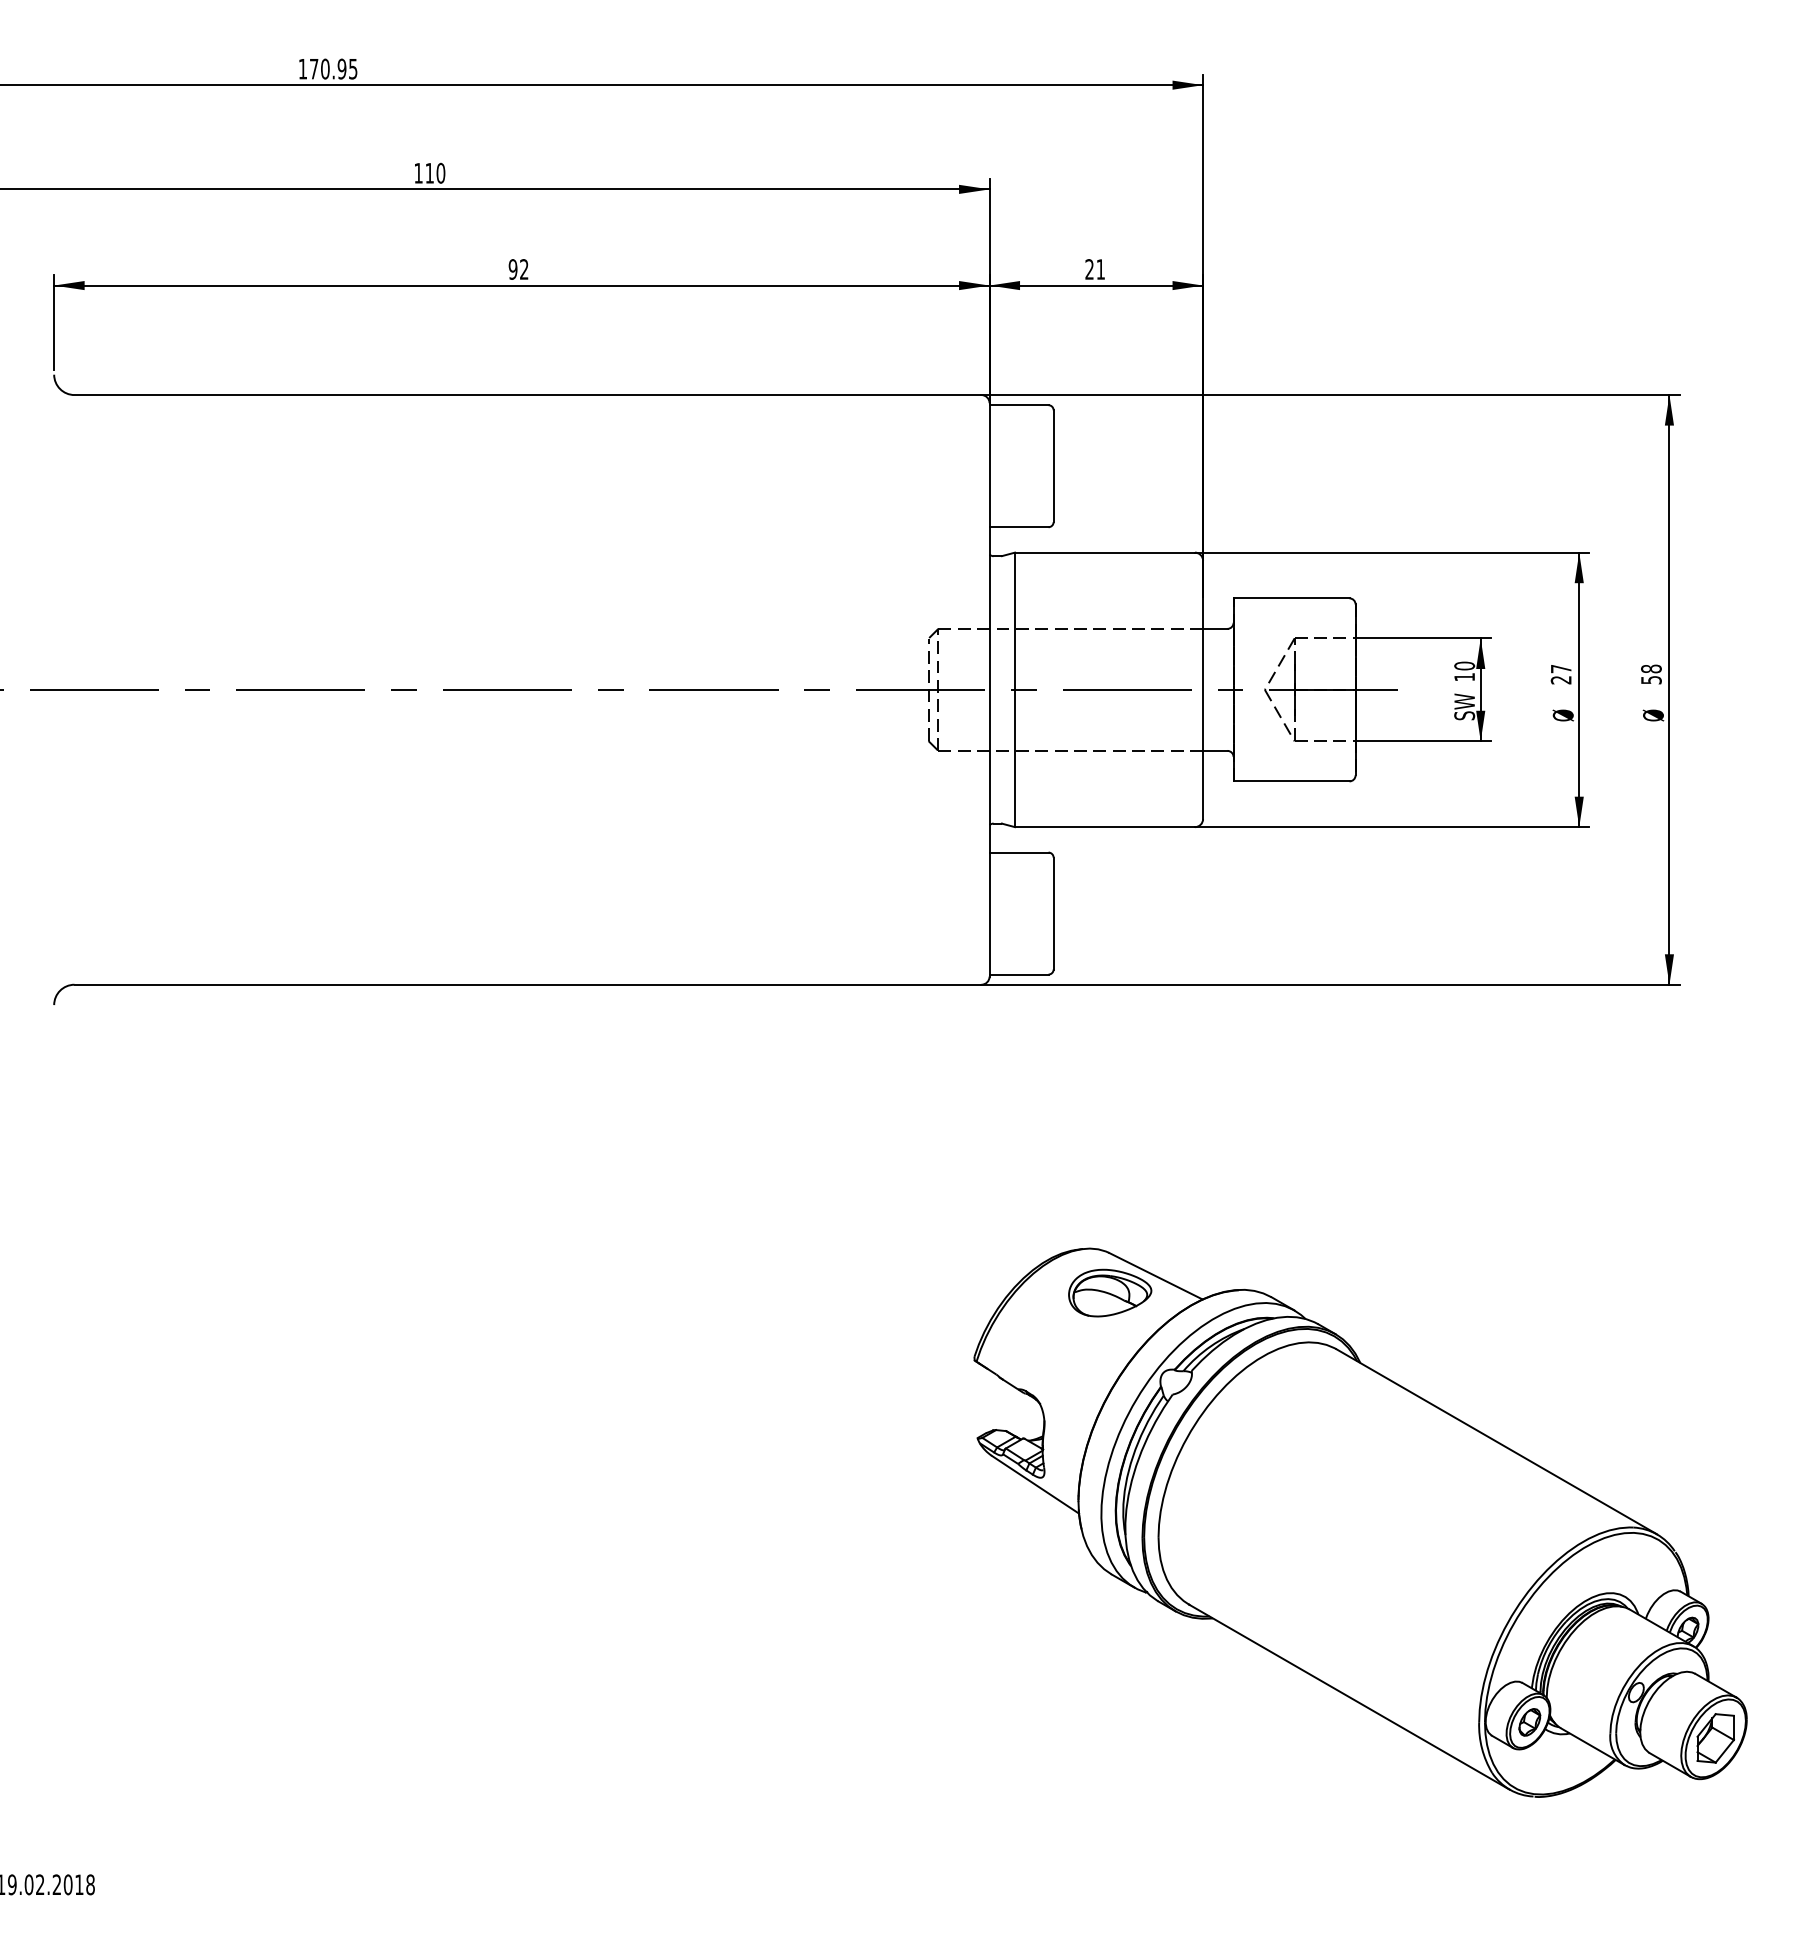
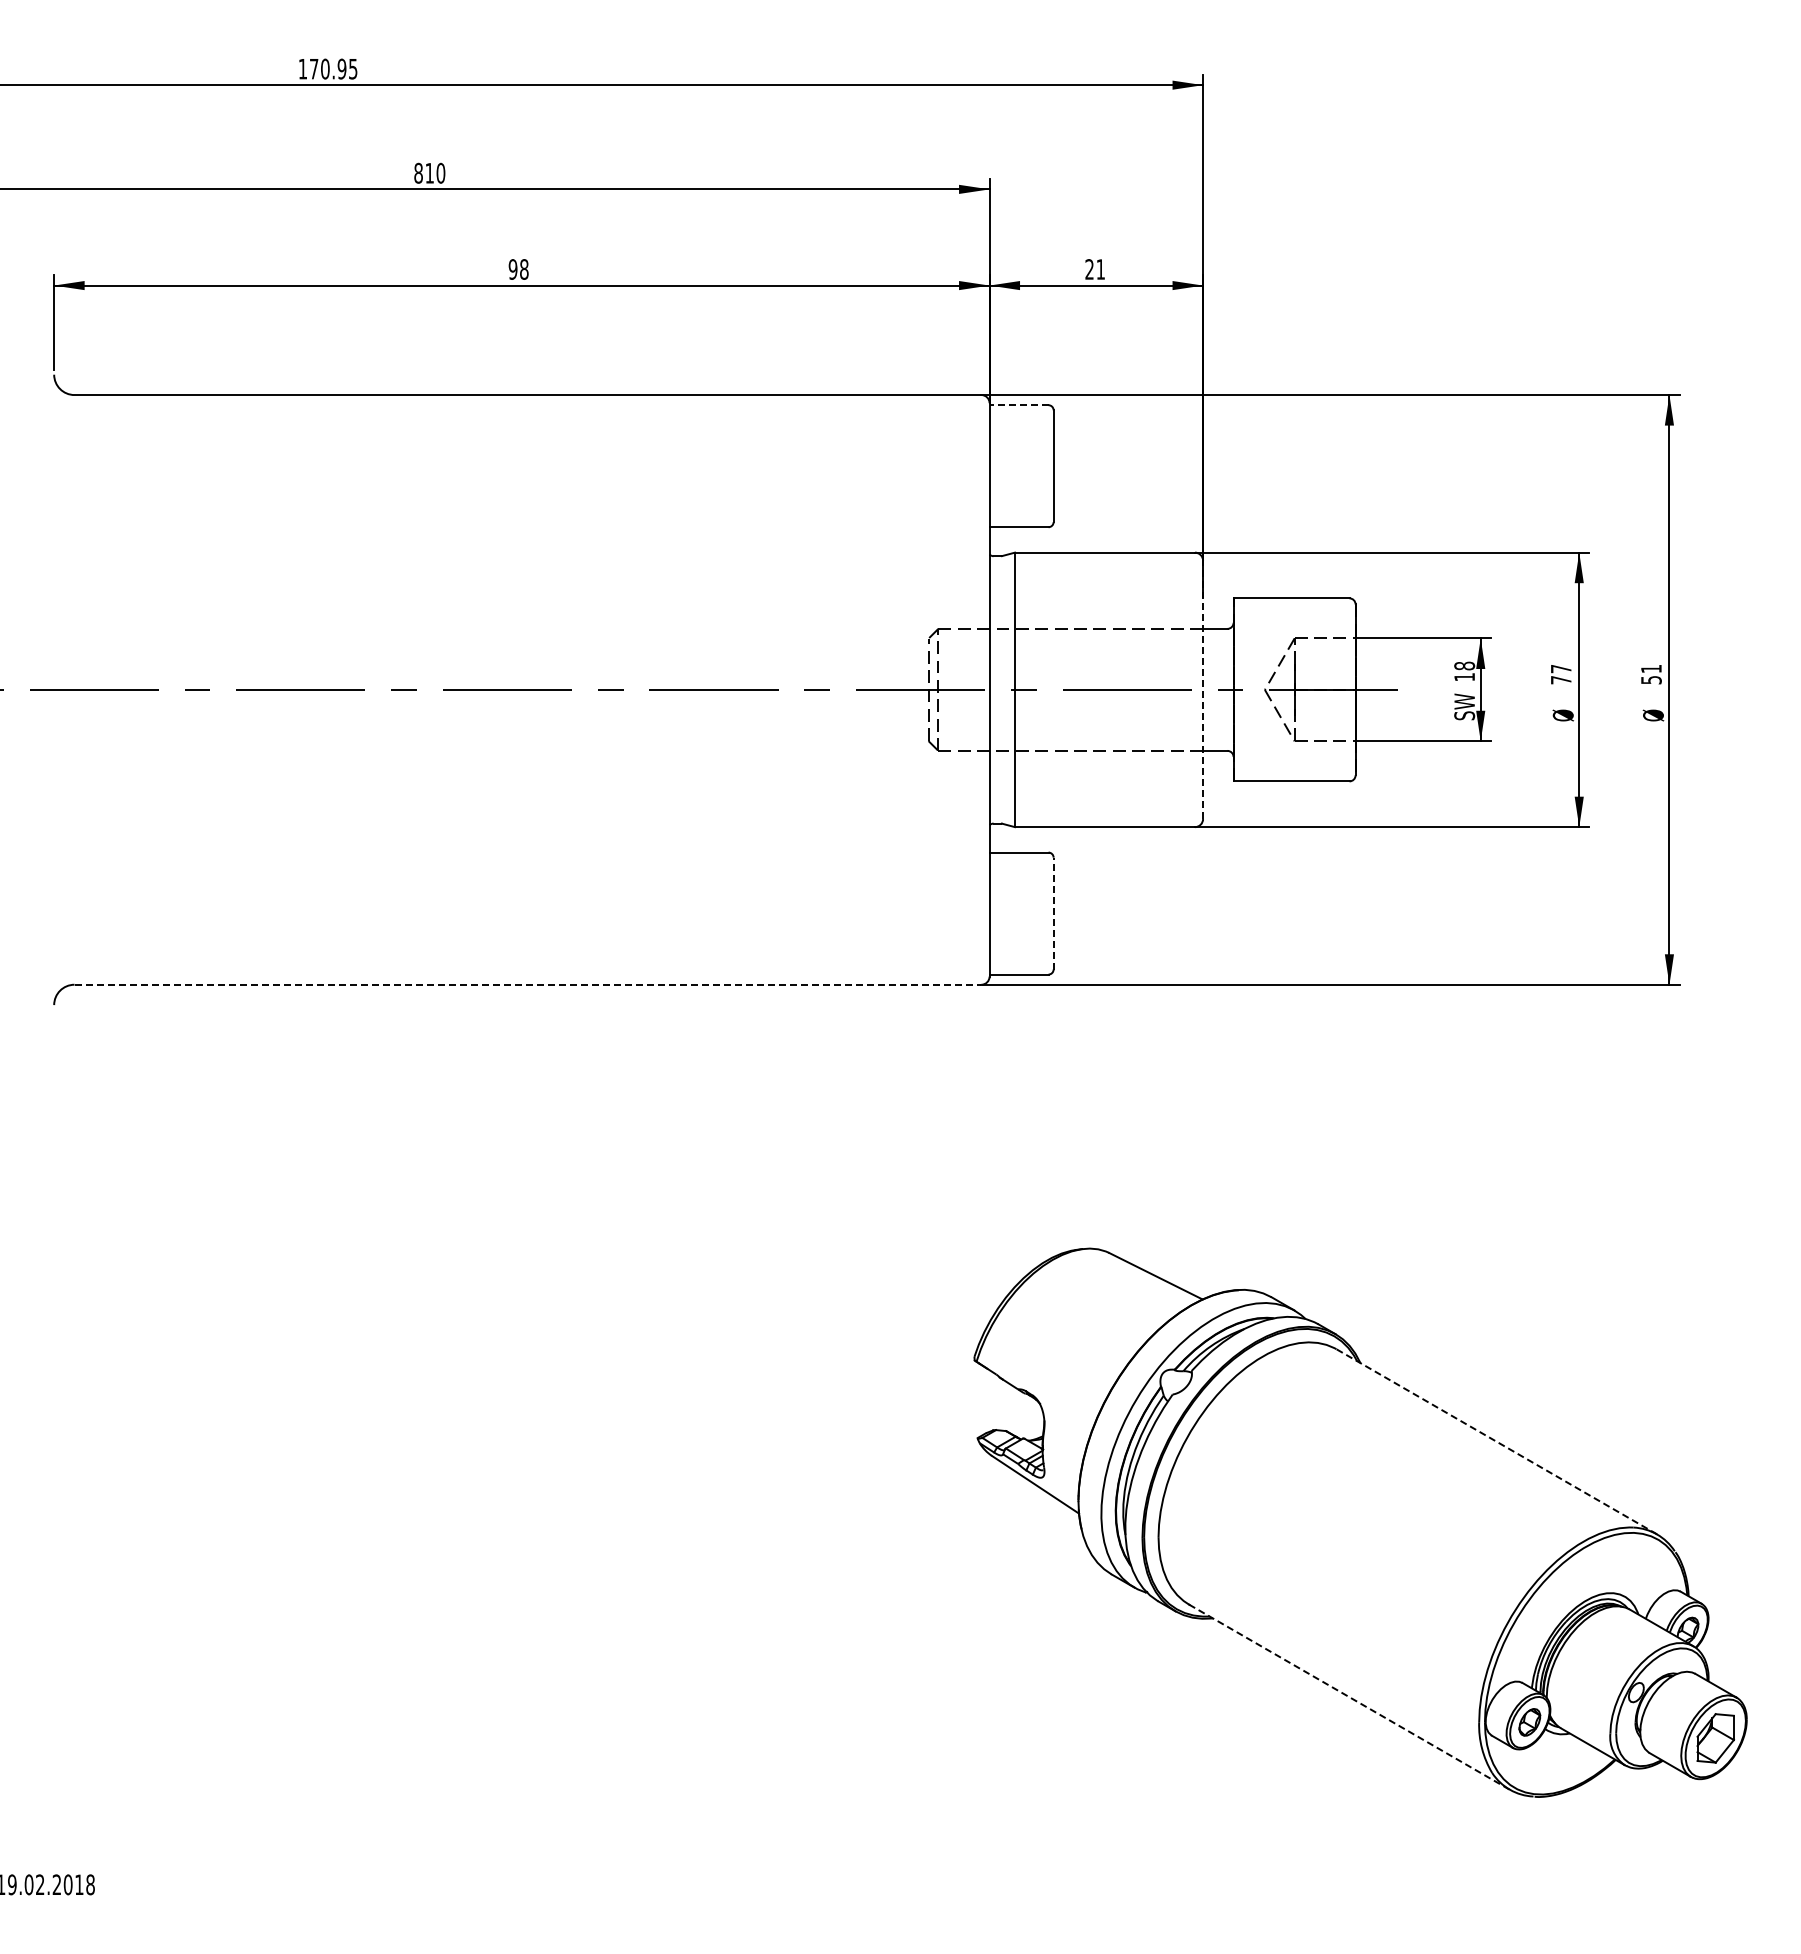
text: 110 -> 810 (418, 172)
text: 92 -> 98 (524, 269)
line: solid -> dashed (1018, 405)
text: 10 -> 18 (1464, 665)
text: 58 -> 51 (1651, 668)
text: 27 -> 77 (1560, 680)
line: solid -> dashed (1203, 689)
line: solid -> dashed (1053, 913)
line: solid -> dashed (528, 984)
part: present -> none (1110, 1292)
line: solid -> dashed (1496, 1441)
line: solid -> dashed (1349, 1697)
